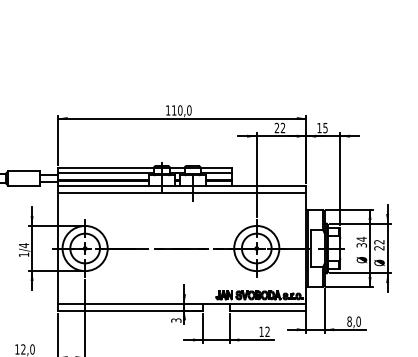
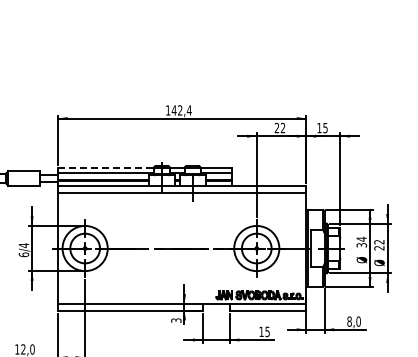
text: 110,0 -> 142,4 (181, 110)
line: solid -> dashed (106, 168)
text: 1/4 -> 6/4 (23, 254)
text: 12 -> 15 (267, 331)
